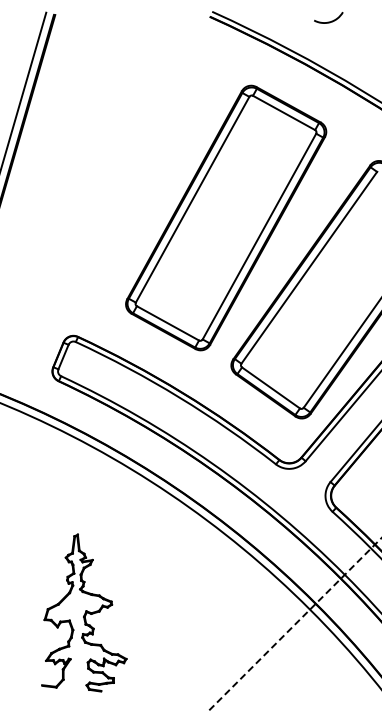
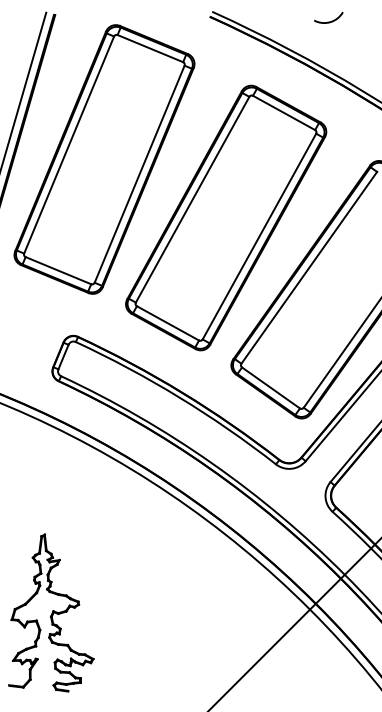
part: none -> present (104, 159)
part position: (84, 612) -> (51, 612) (51, 612)
line: dashed -> solid (294, 624)
